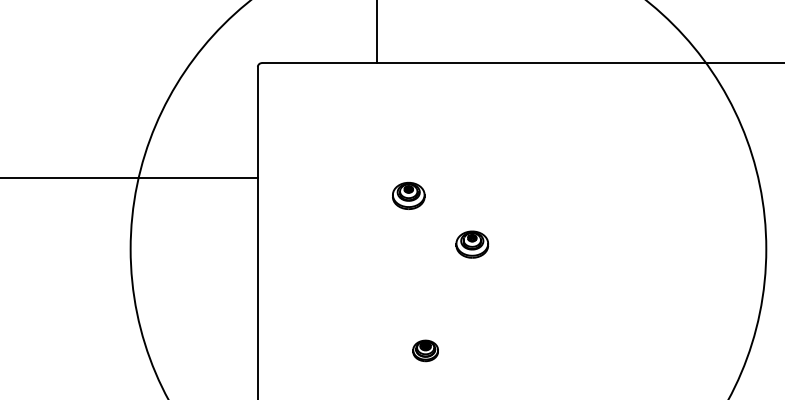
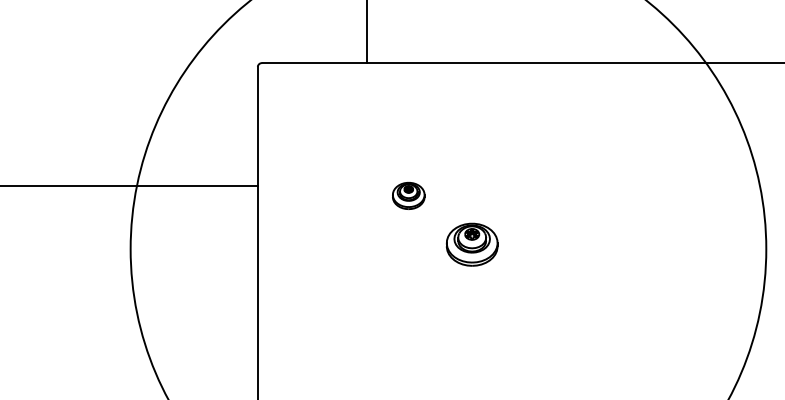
line position: (376, 32) -> (366, 32) (366, 32)
line position: (129, 177) -> (129, 185) (129, 185)
part size: 35x29 px -> 53x45 px (472, 244)
part: present -> none (425, 350)
